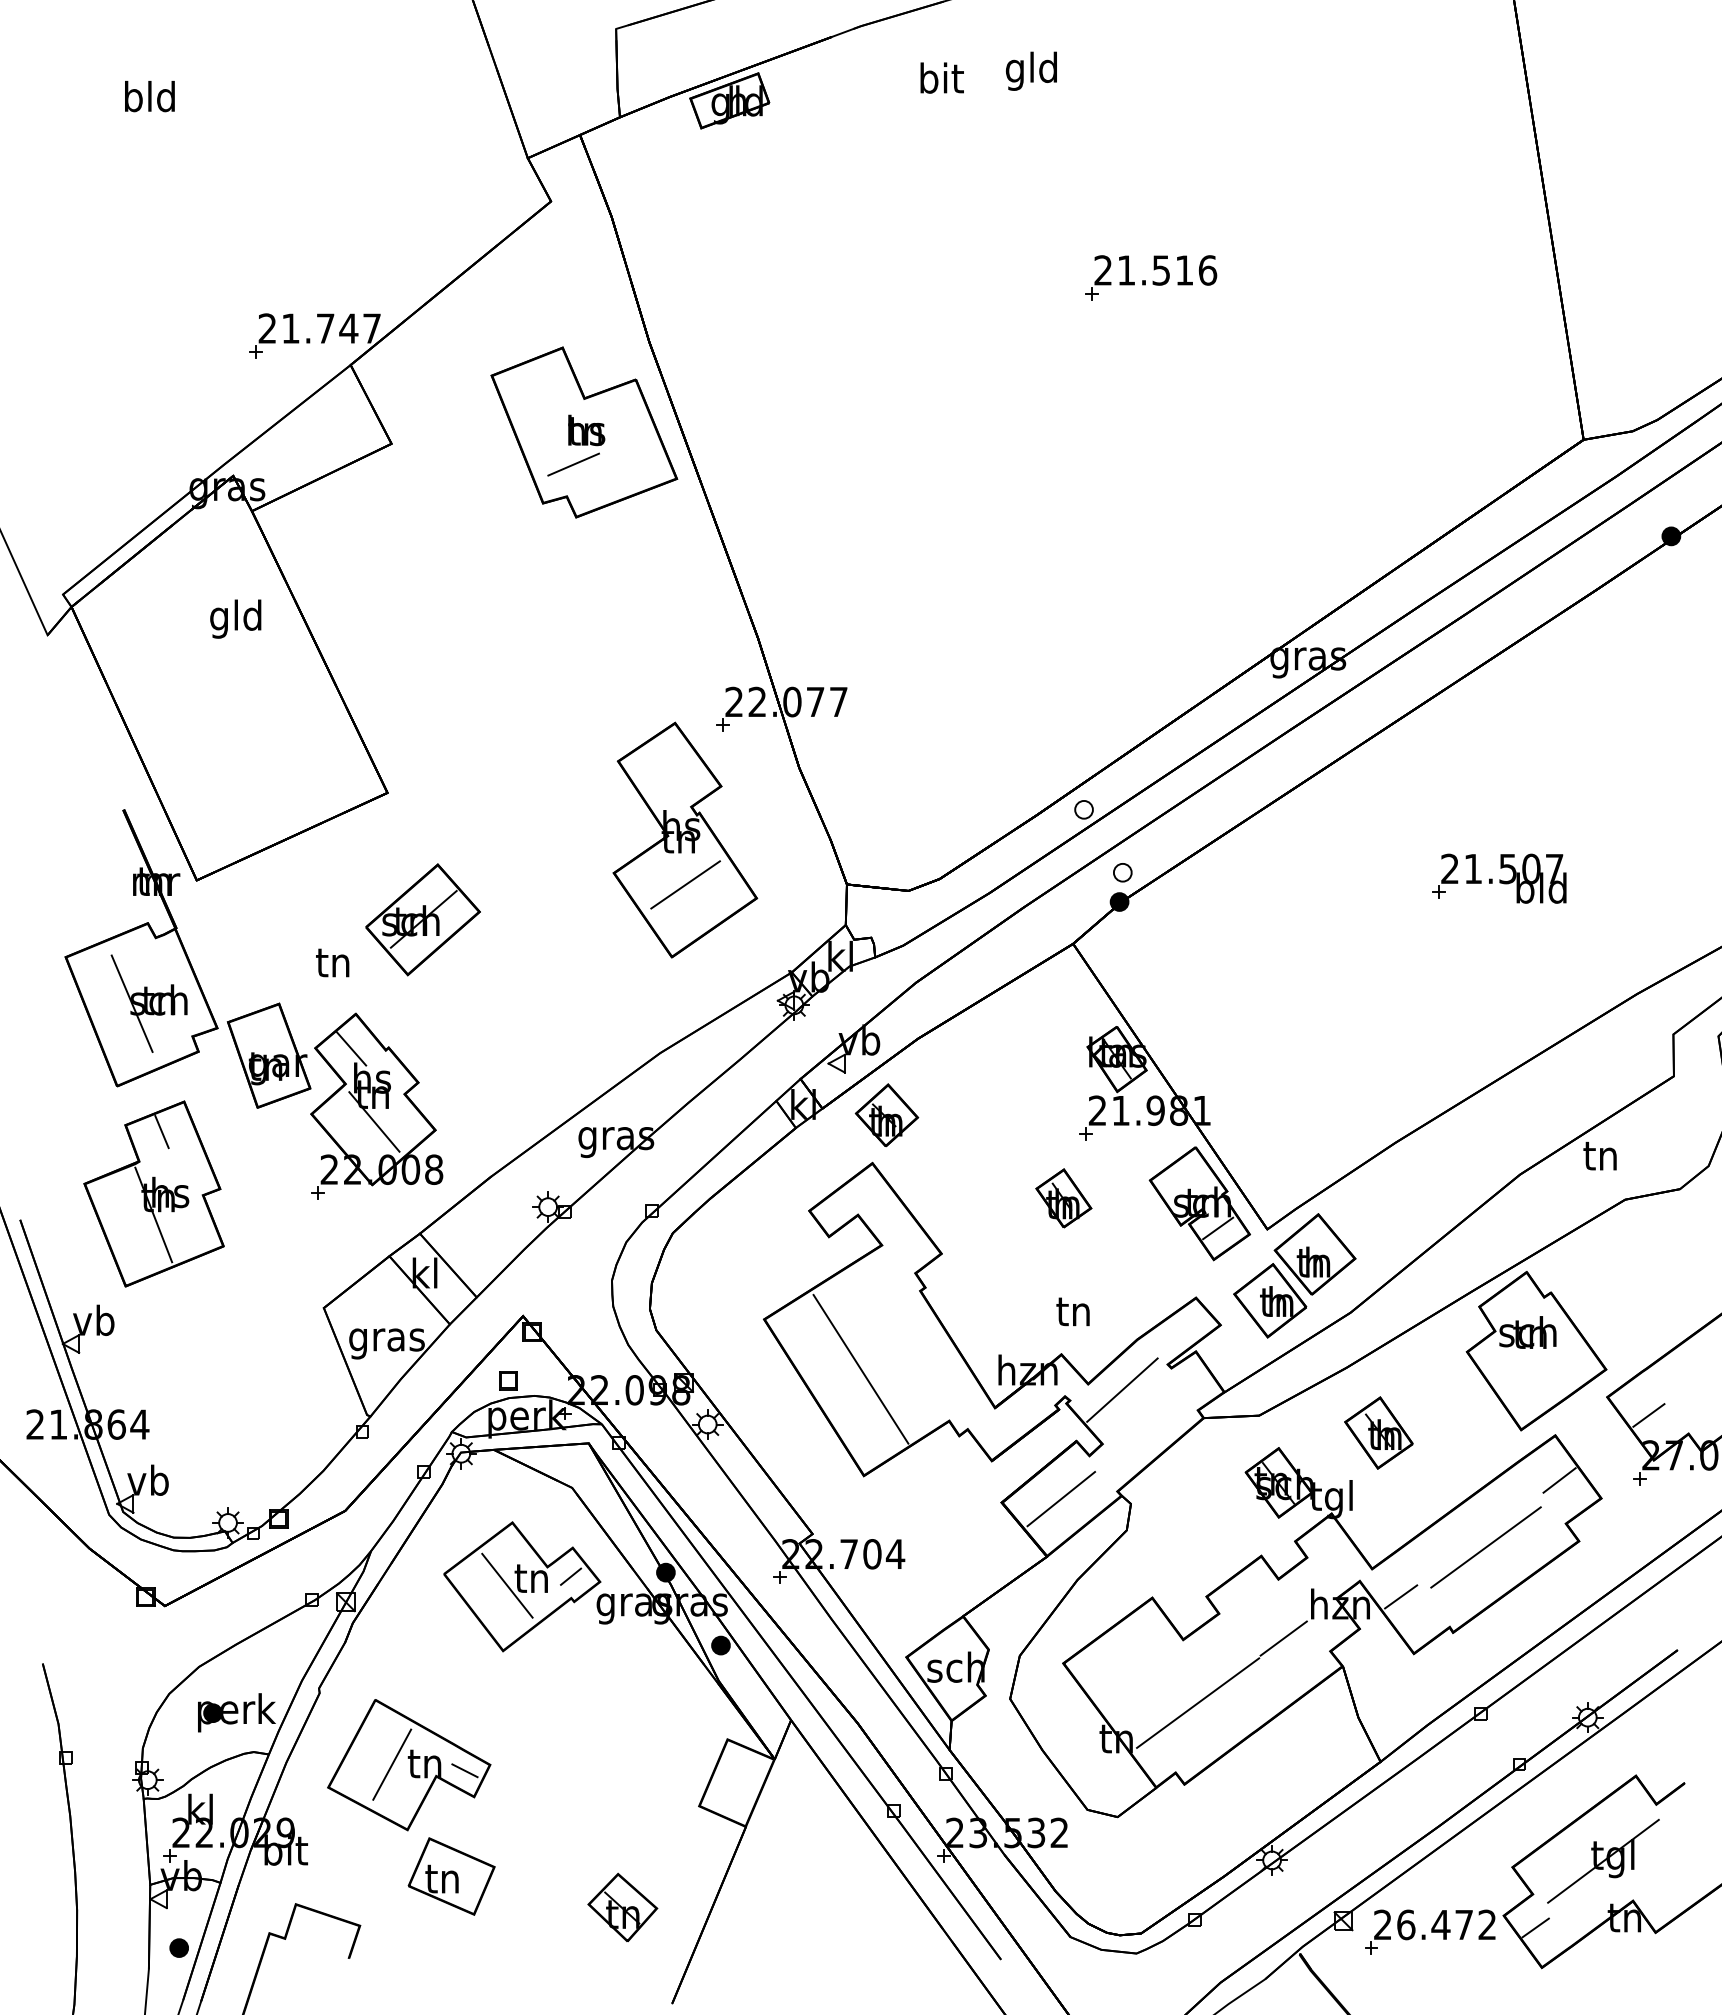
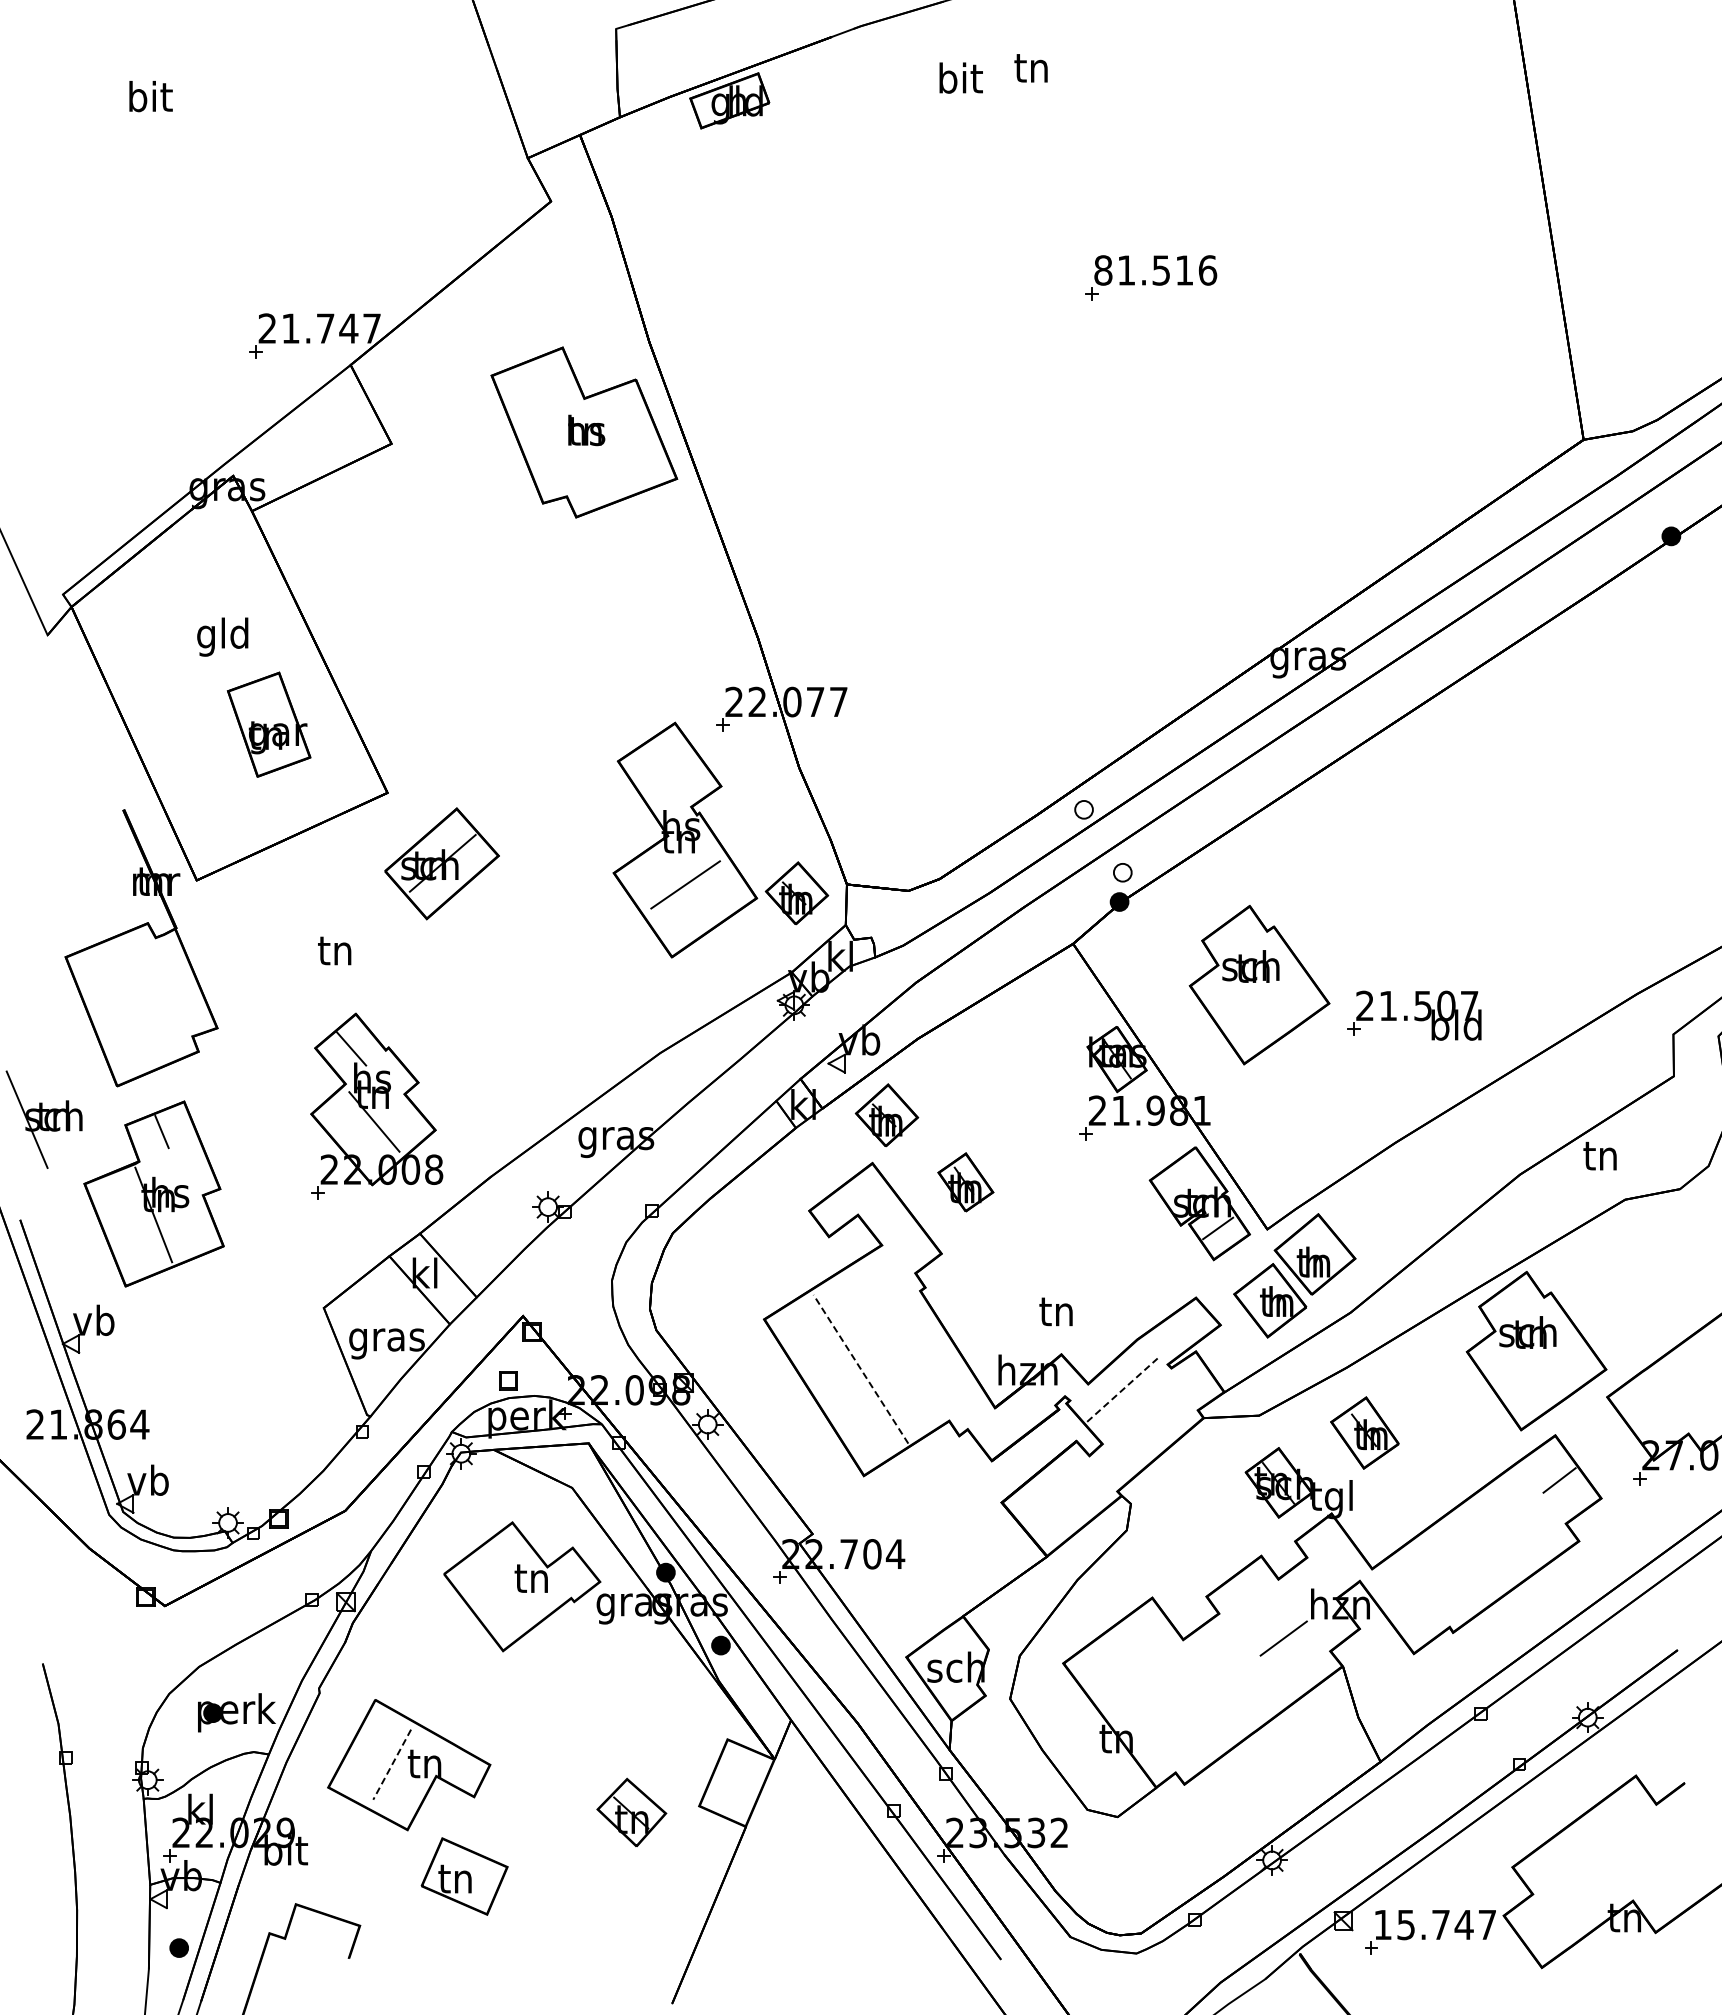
text: gld -> tn (1030, 70)
text position: (941, 77) -> (960, 77) (960, 77)
text: bld -> bit (149, 96)
text: 21.516 -> 81.516 (1103, 270)
line: present -> none (573, 464)
text position: (235, 618) -> (222, 636) (222, 636)
part position: (1499, 878) -> (1414, 1015) (1414, 1015)
part: none -> present (796, 893)
part position: (422, 919) -> (441, 863) (441, 863)
text position: (332, 962) -> (334, 950) (334, 950)
part: none -> present (1259, 985)
part position: (148, 1003) -> (43, 1119) (43, 1119)
part position: (268, 1055) -> (268, 724) (268, 724)
part position: (1063, 1198) -> (965, 1182) (965, 1182)
text position: (1072, 1311) -> (1055, 1311) (1055, 1311)
line: solid -> dashed (860, 1368)
line: solid -> dashed (1122, 1389)
line: present -> none (1648, 1415)
part position: (1378, 1432) -> (1364, 1432) (1364, 1432)
line: present -> none (1061, 1498)
line: present -> none (1485, 1547)
line: present -> none (571, 1576)
line: present -> none (507, 1585)
line: present -> none (1401, 1596)
line: present -> none (1198, 1702)
line: solid -> dashed (392, 1764)
line: present -> none (464, 1770)
part: present -> none (1603, 1861)
part position: (451, 1876) -> (464, 1876) (464, 1876)
part position: (622, 1907) -> (631, 1812) (631, 1812)
text: 26.472 -> 15.747 (1434, 1924)
line: present -> none (1535, 1927)
